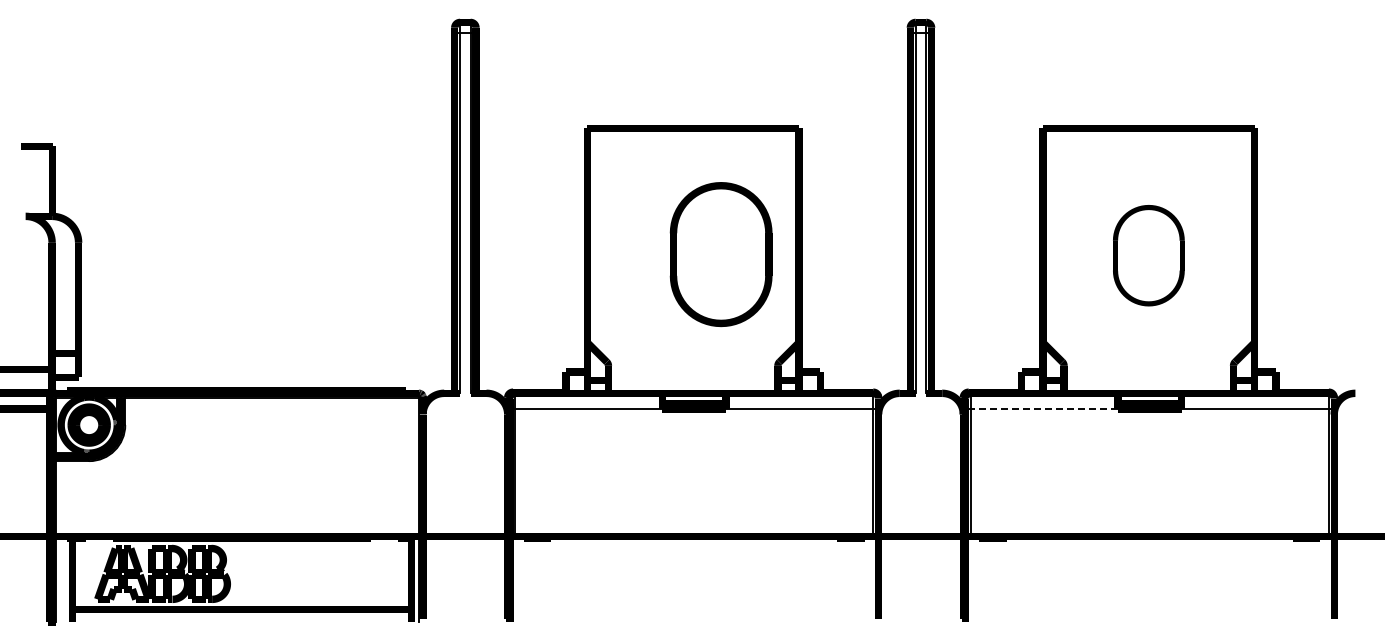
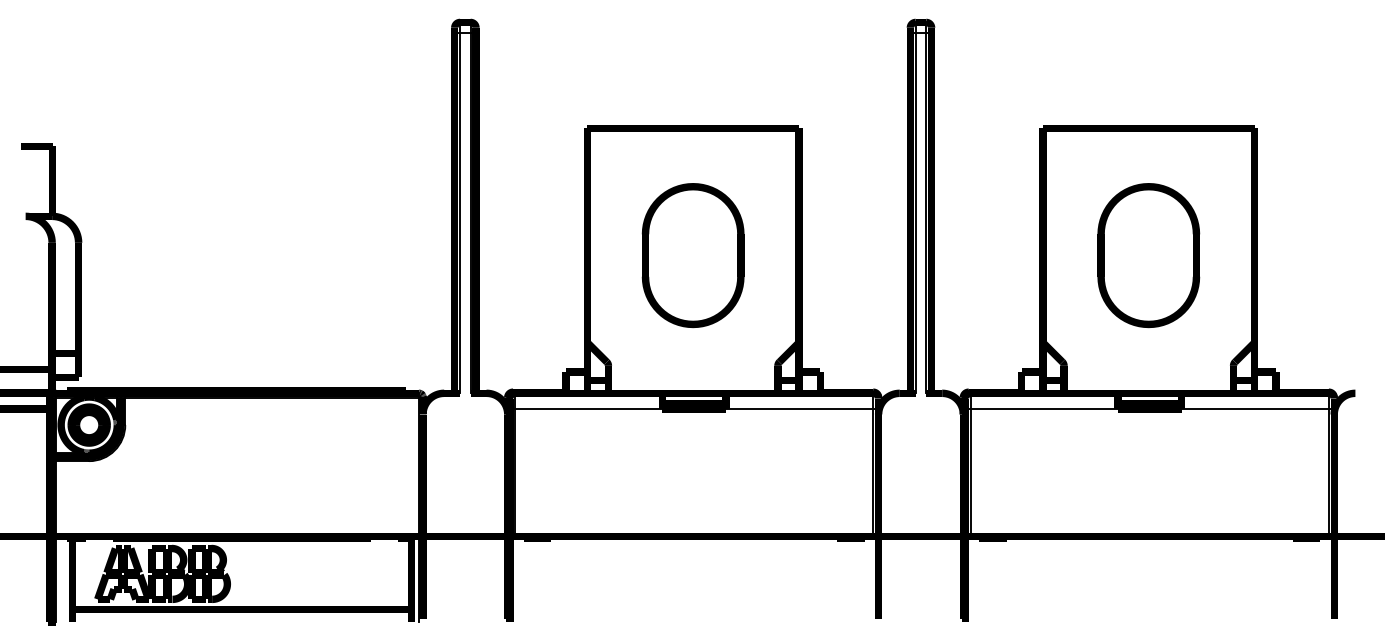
part position: (720, 254) -> (692, 255) (692, 255)
part size: 72x102 px -> 104x146 px (1148, 255)
line: dashed -> solid (1044, 409)
